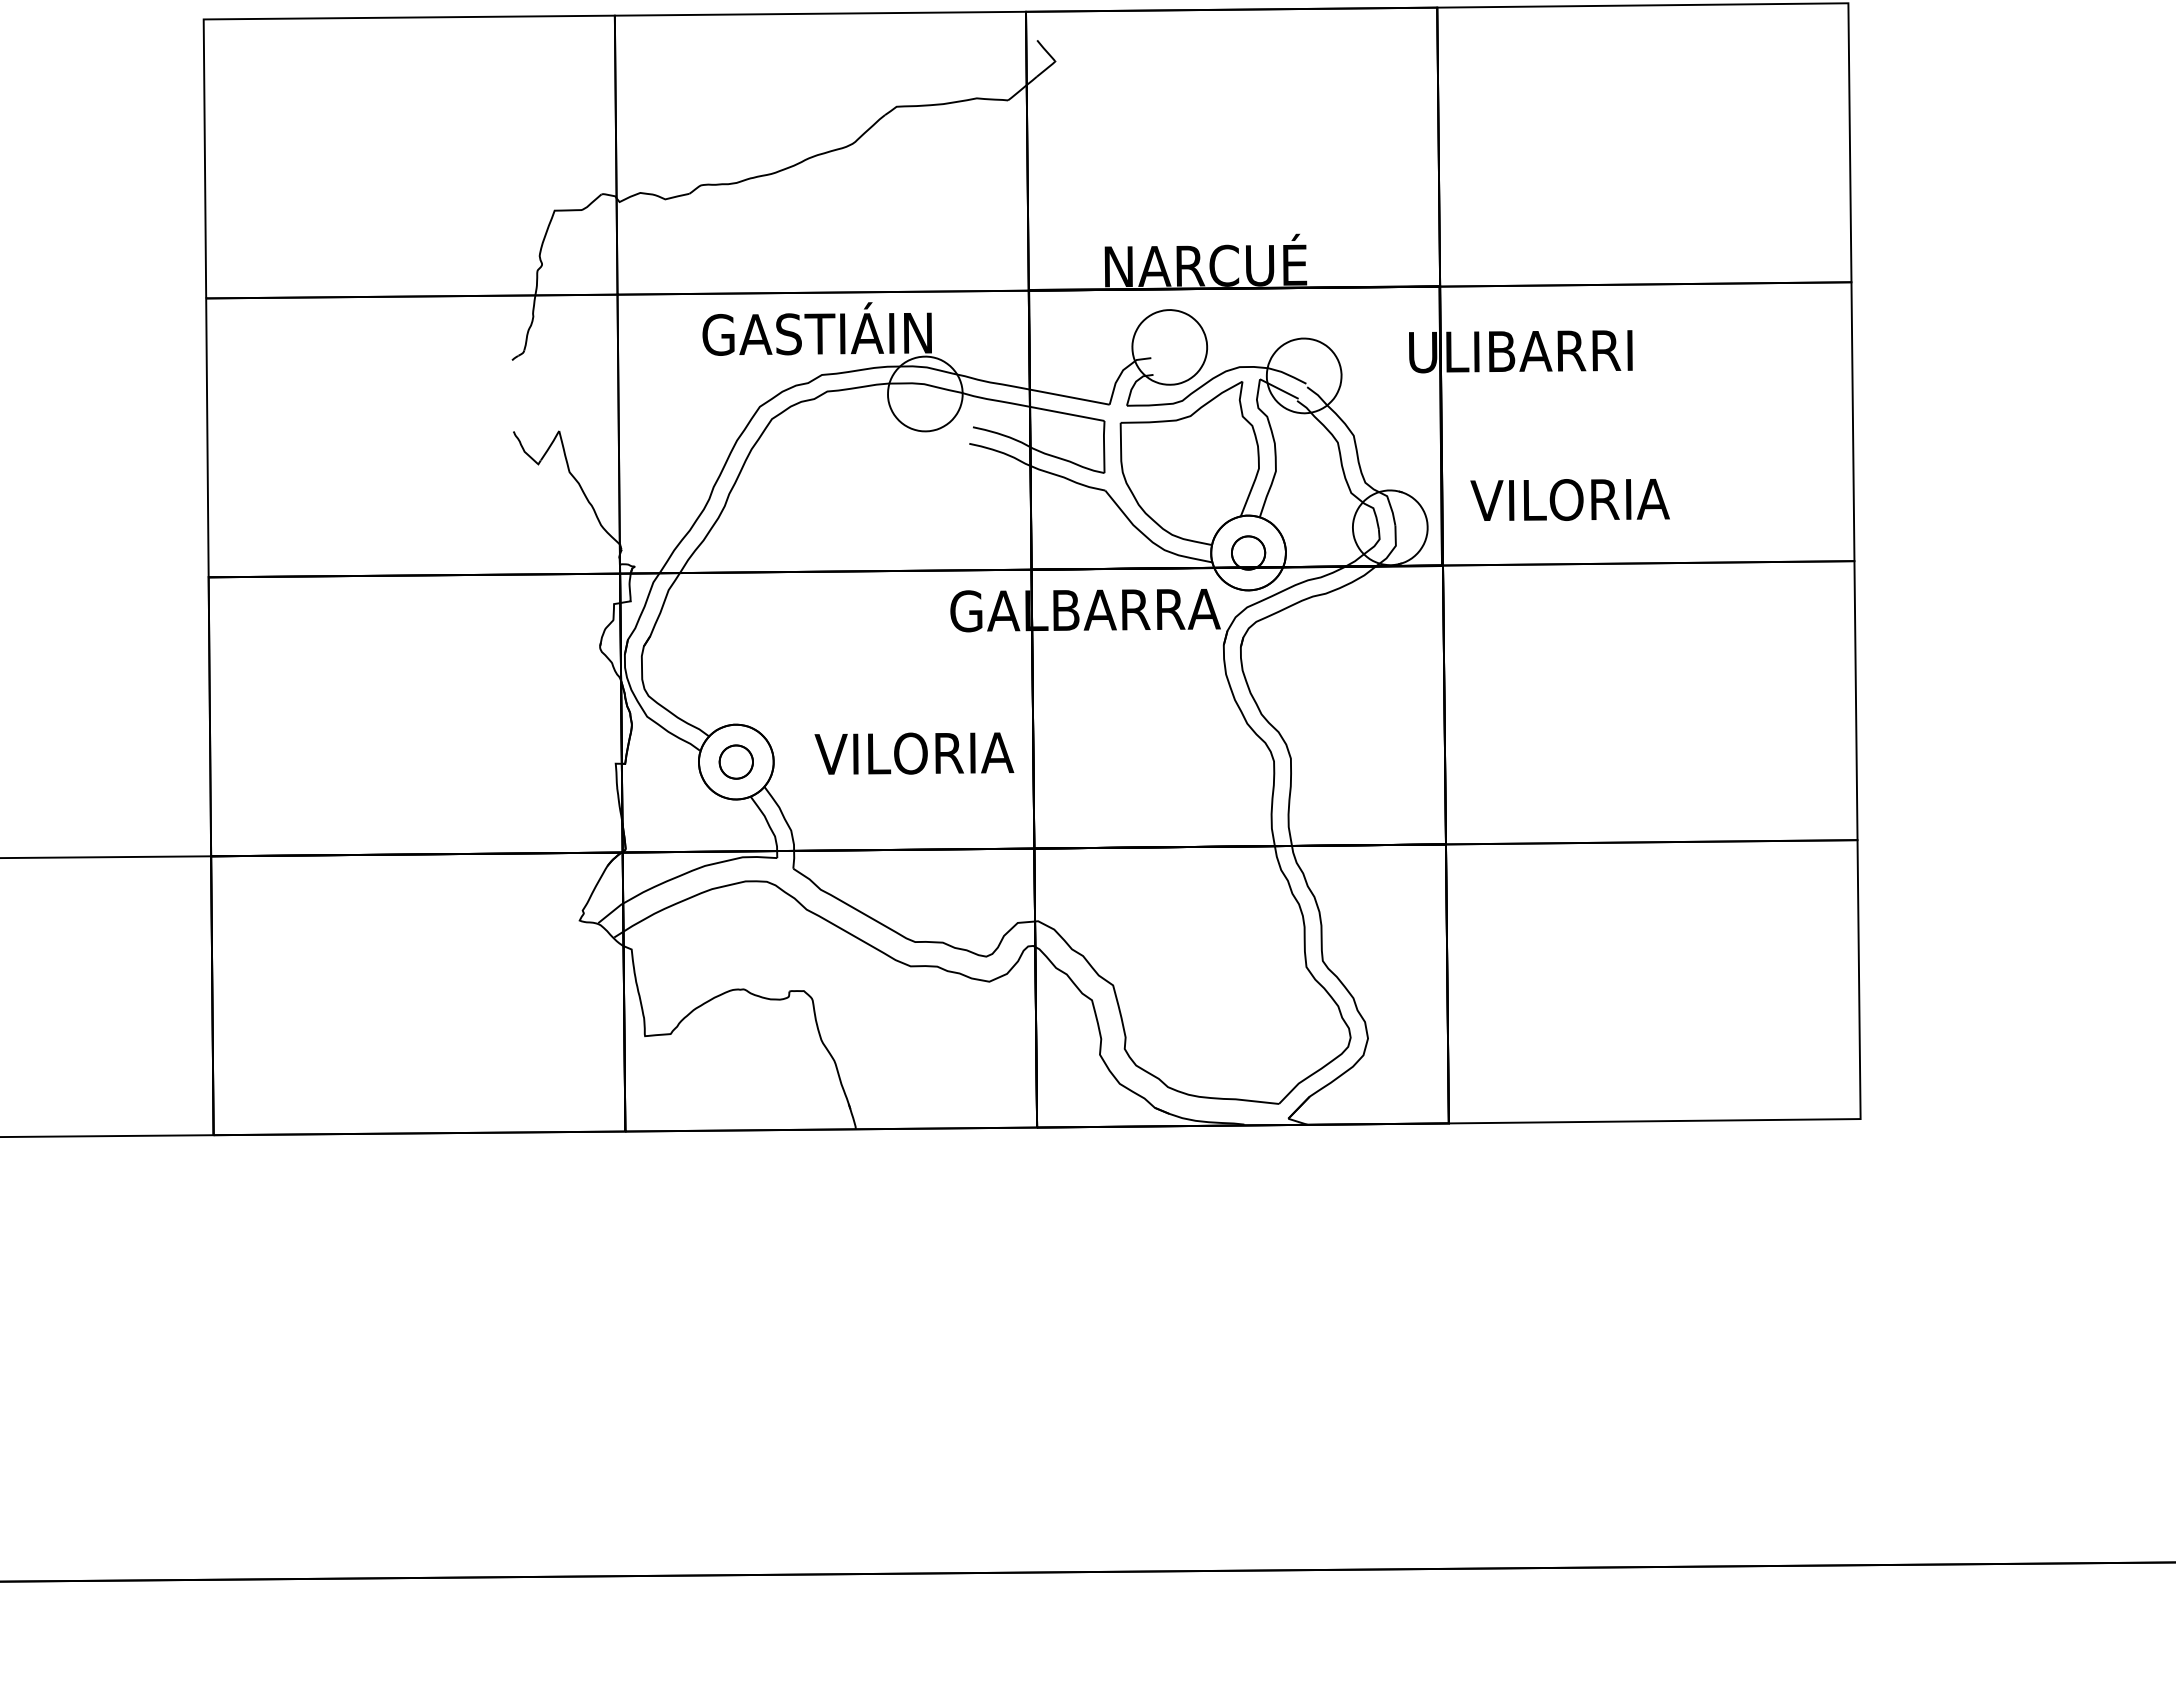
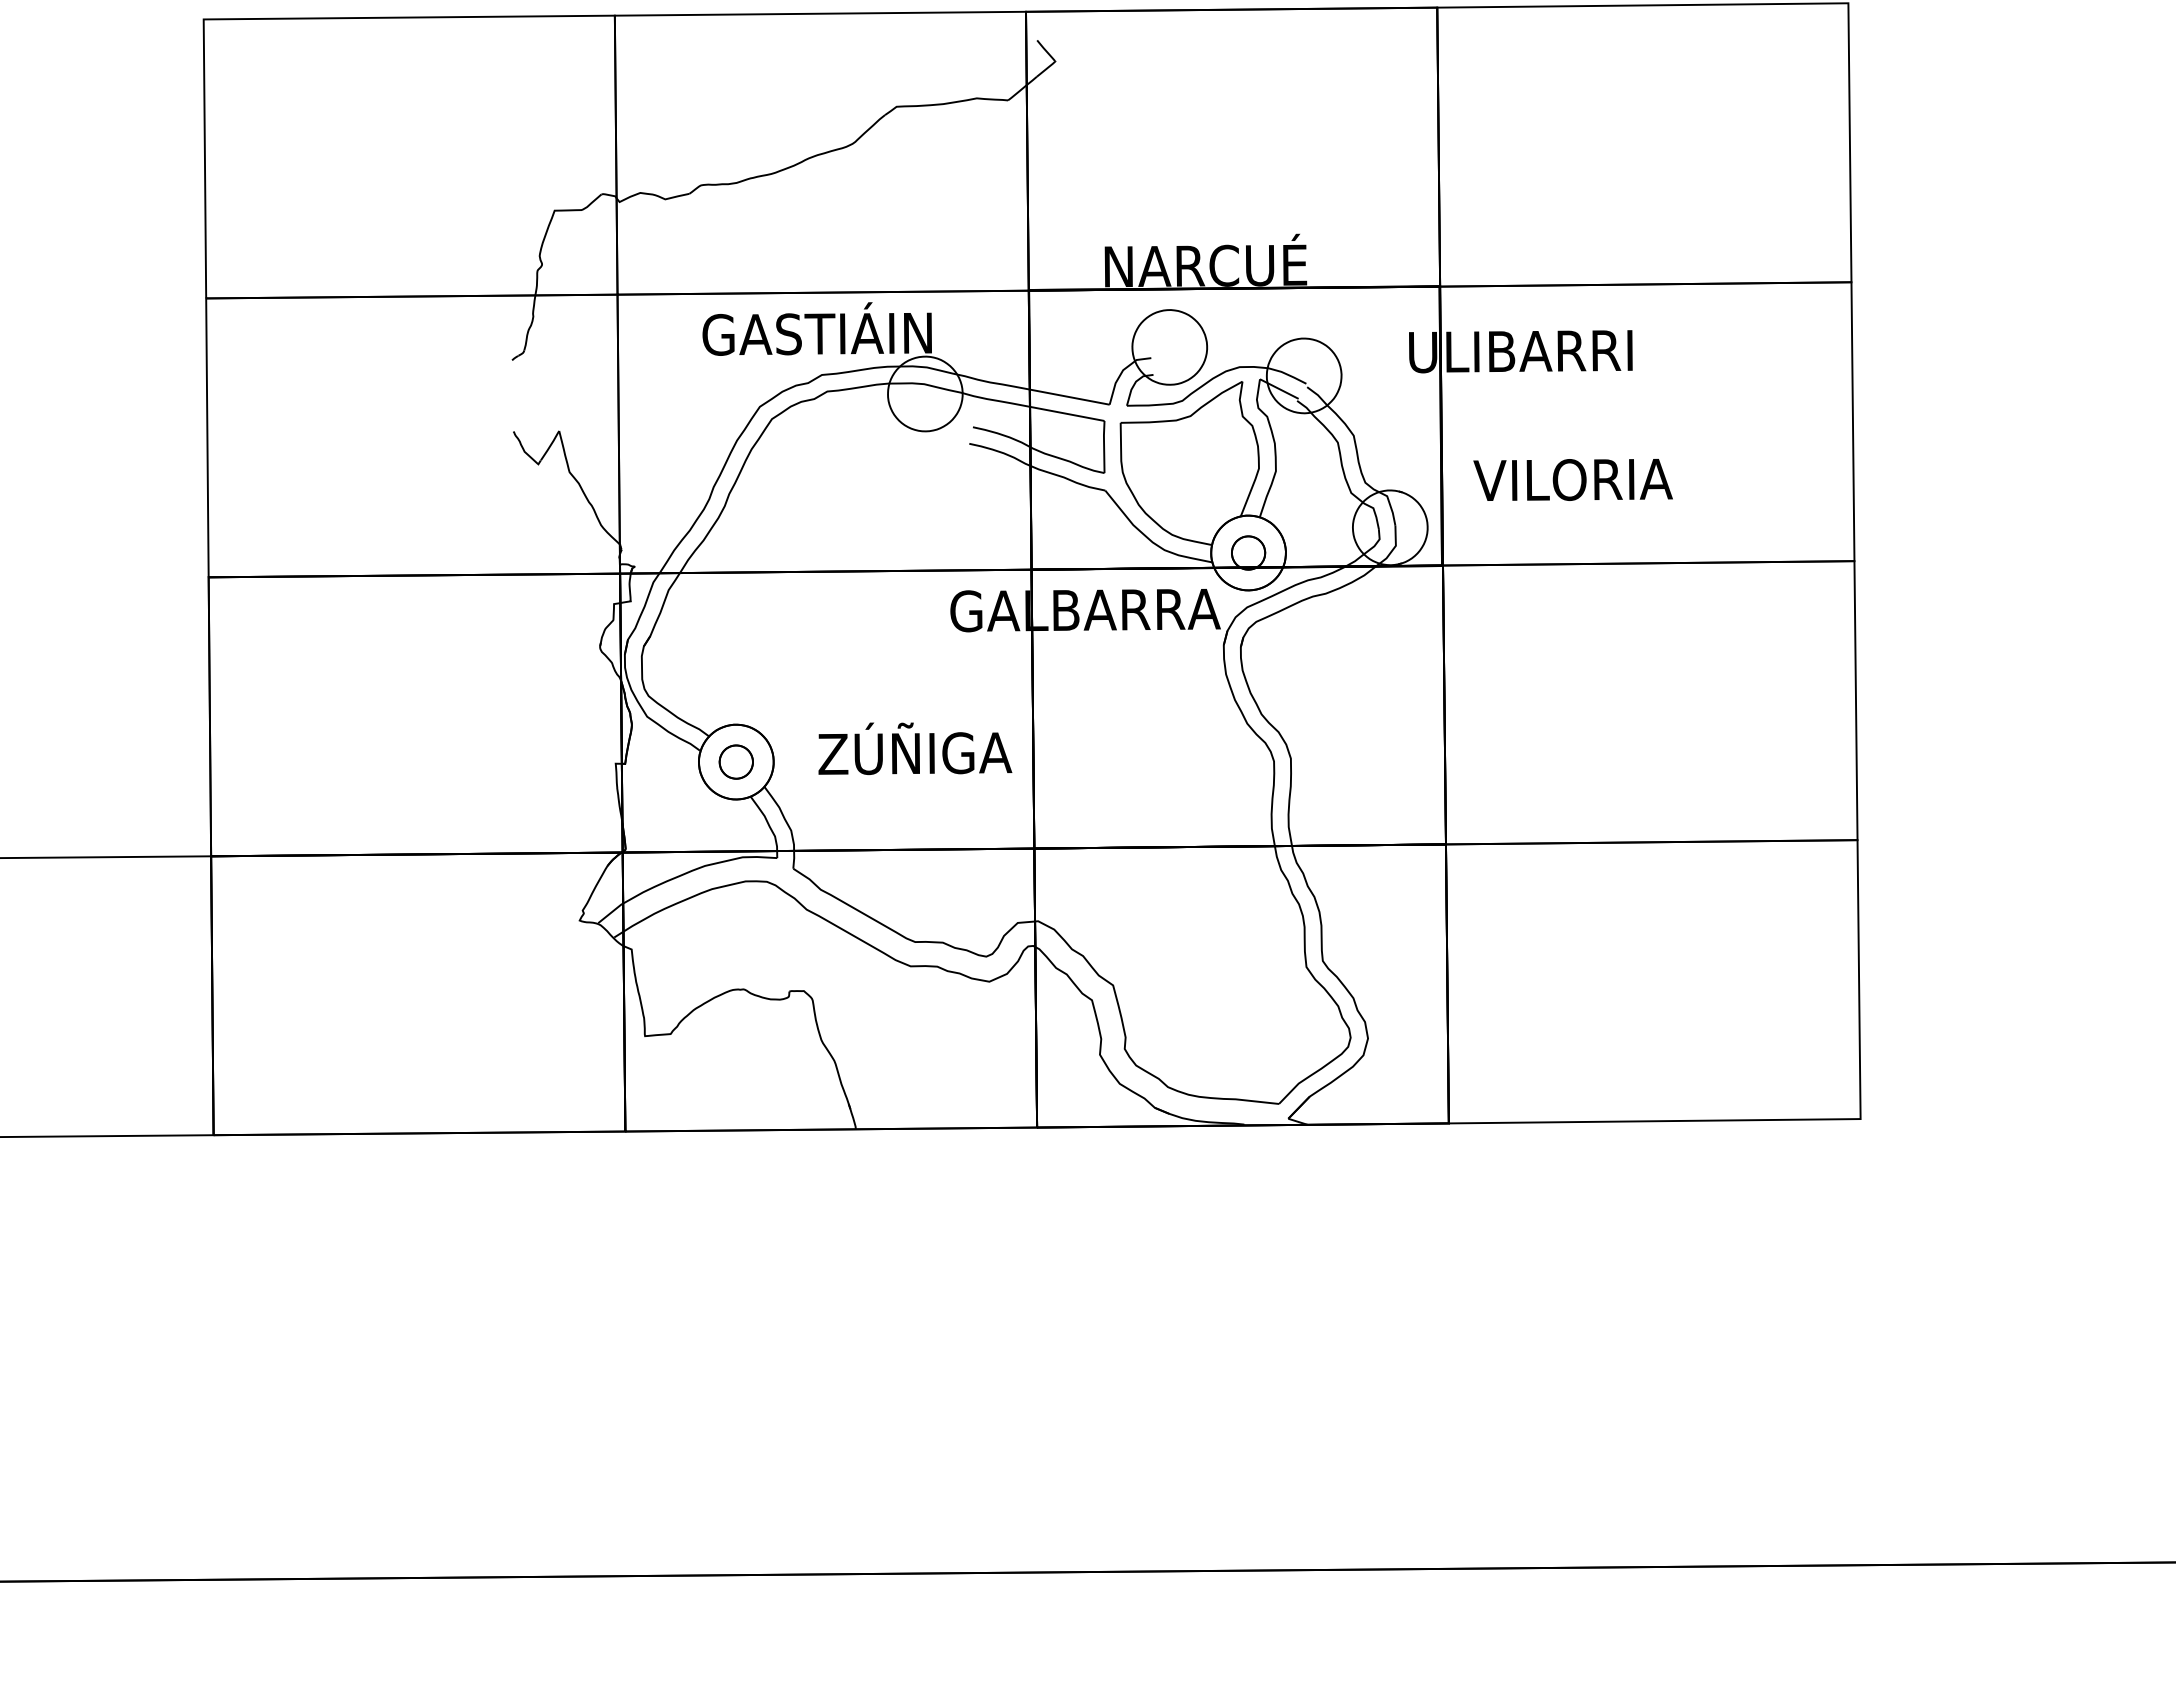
text position: (1569, 499) -> (1572, 479) (1572, 479)
text: VILORIA -> ZÚÑIGA (914, 748)
